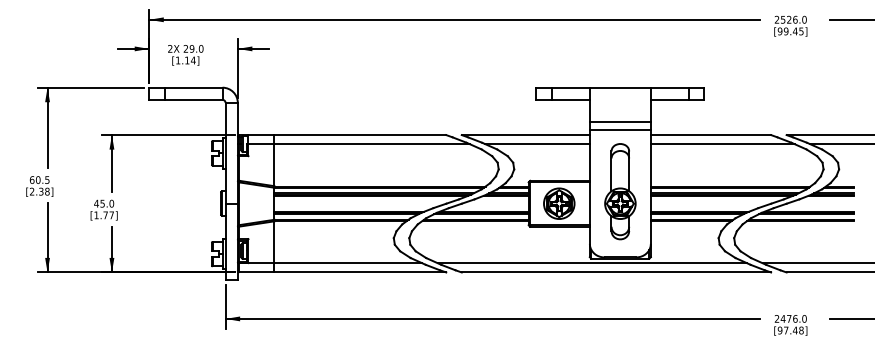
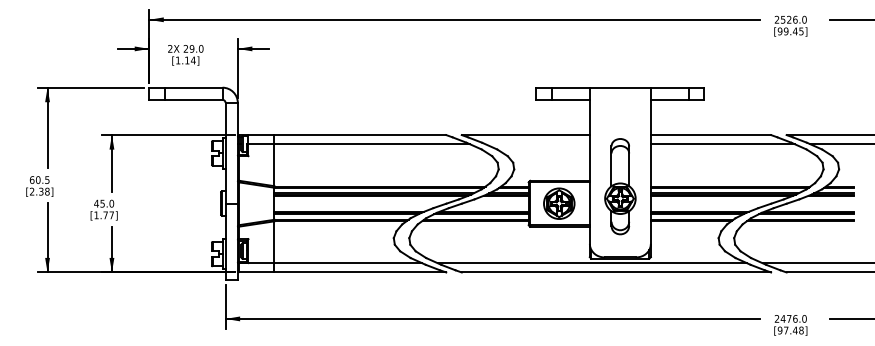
line: present -> none (619, 121)
line: present -> none (619, 130)
line: present -> none (537, 144)
part position: (620, 191) -> (620, 186) (620, 186)
